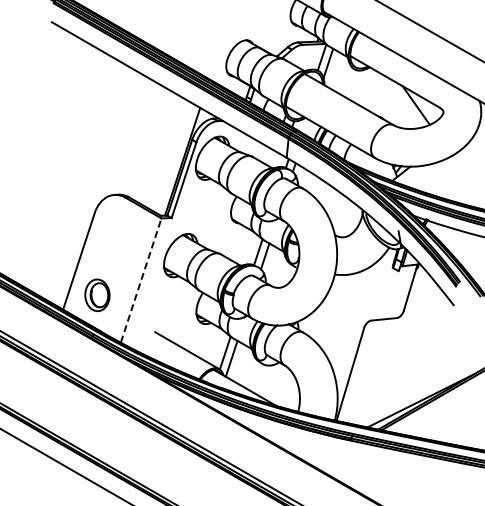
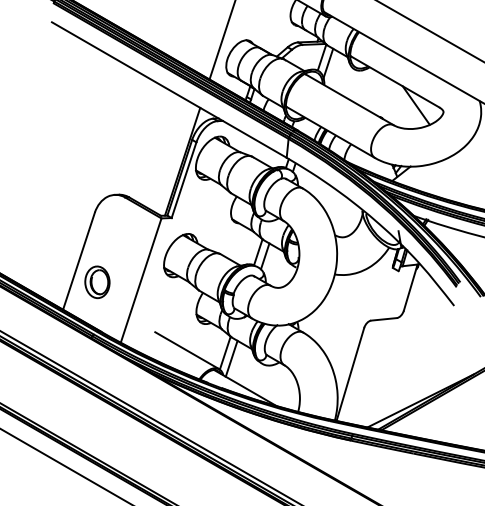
line: none -> present (221, 40)
line: dashed -> solid (141, 279)
part position: (97, 295) -> (97, 282) (97, 282)
